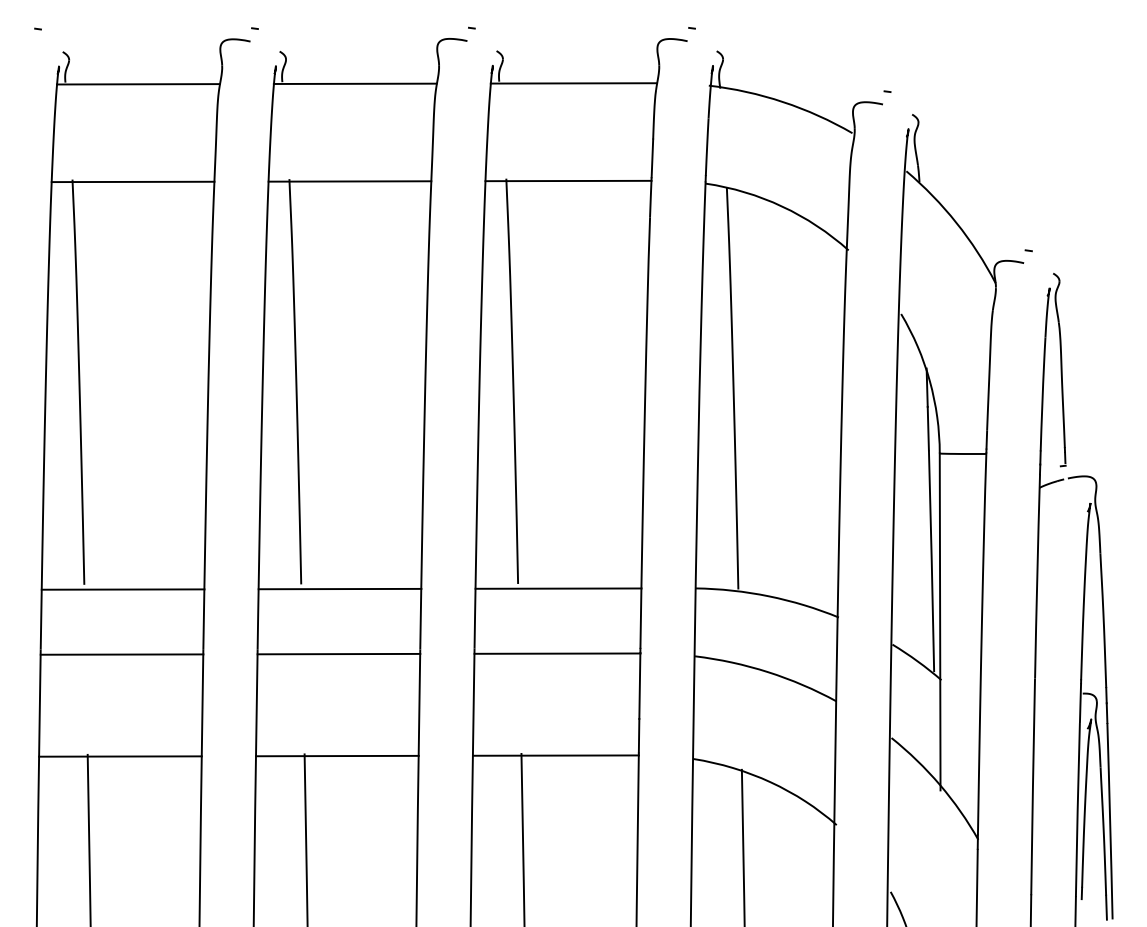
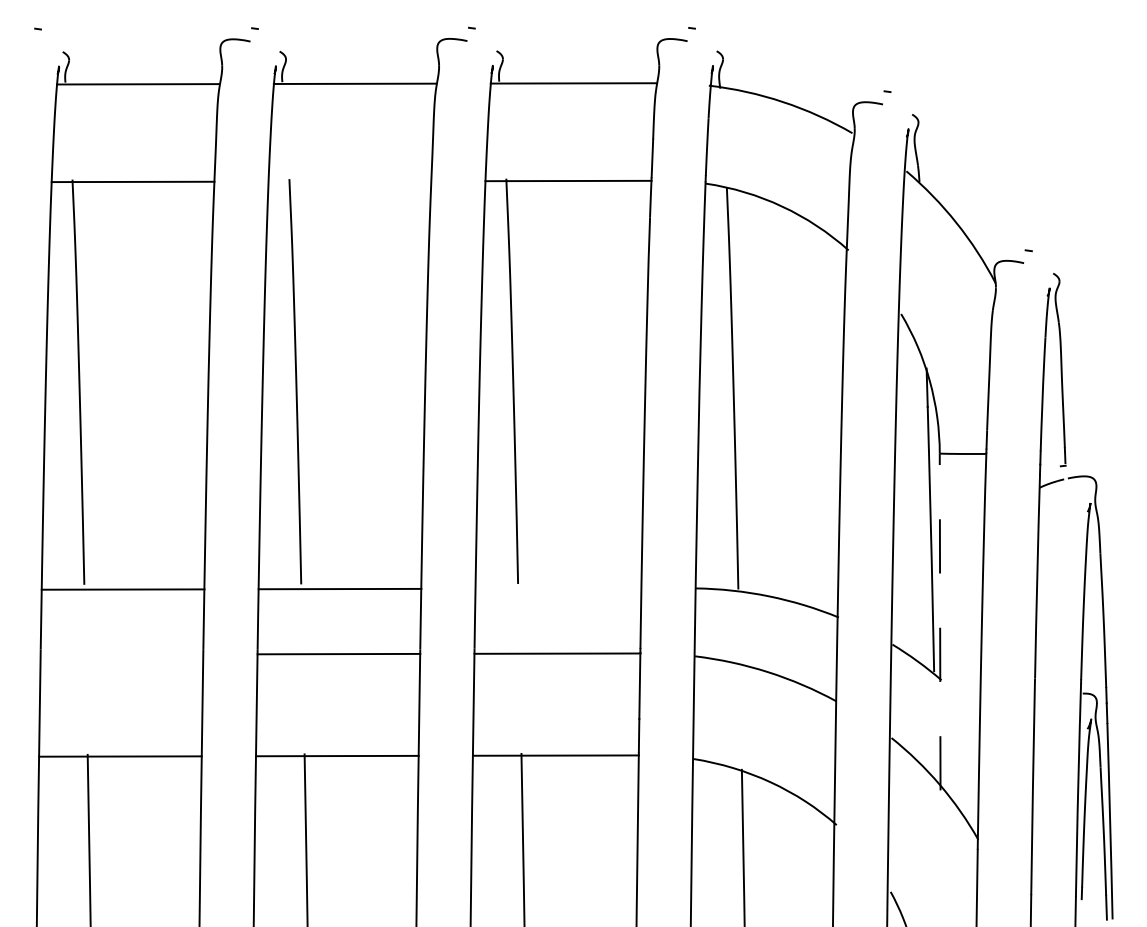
line: present -> none (349, 181)
line: present -> none (558, 588)
line: solid -> dashed (940, 621)
line: present -> none (121, 654)
